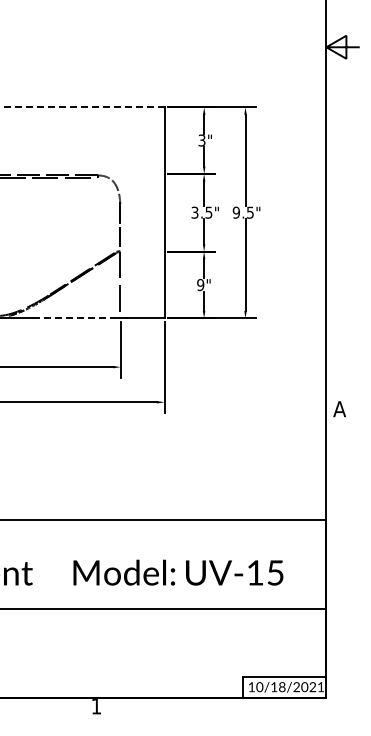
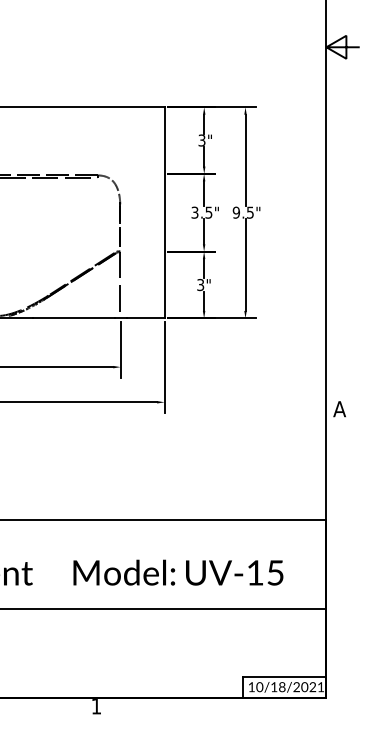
line: dashed -> solid (81, 107)
text: 9" -> 3" (200, 284)
line: dashed -> solid (74, 318)
